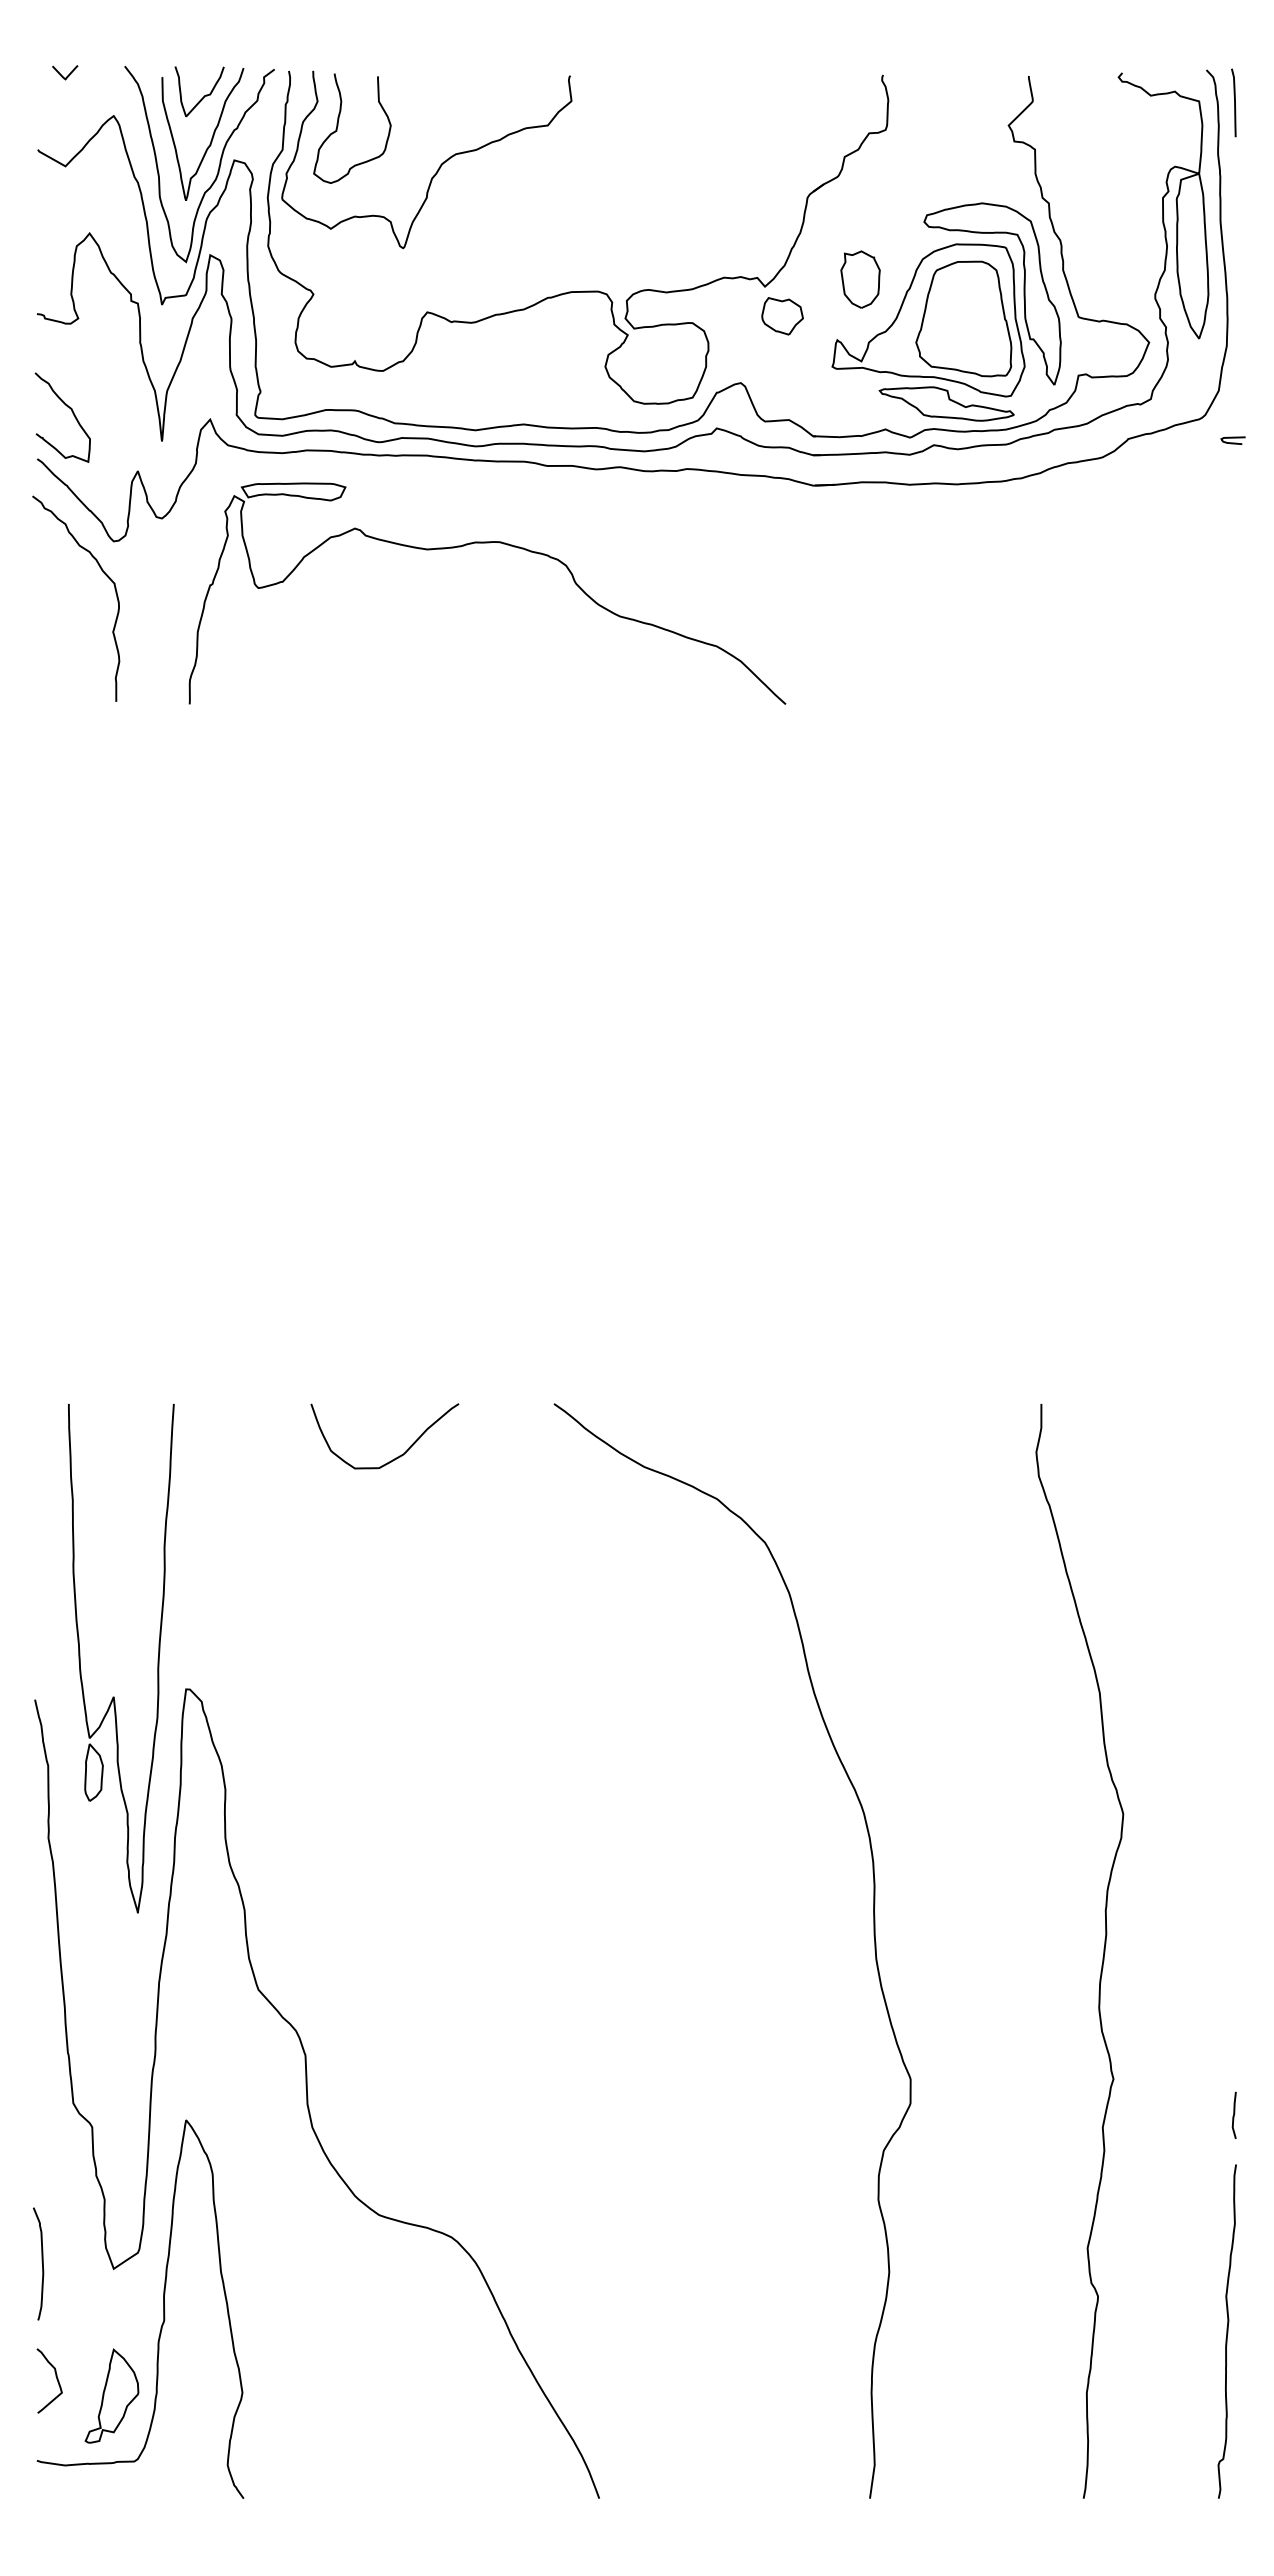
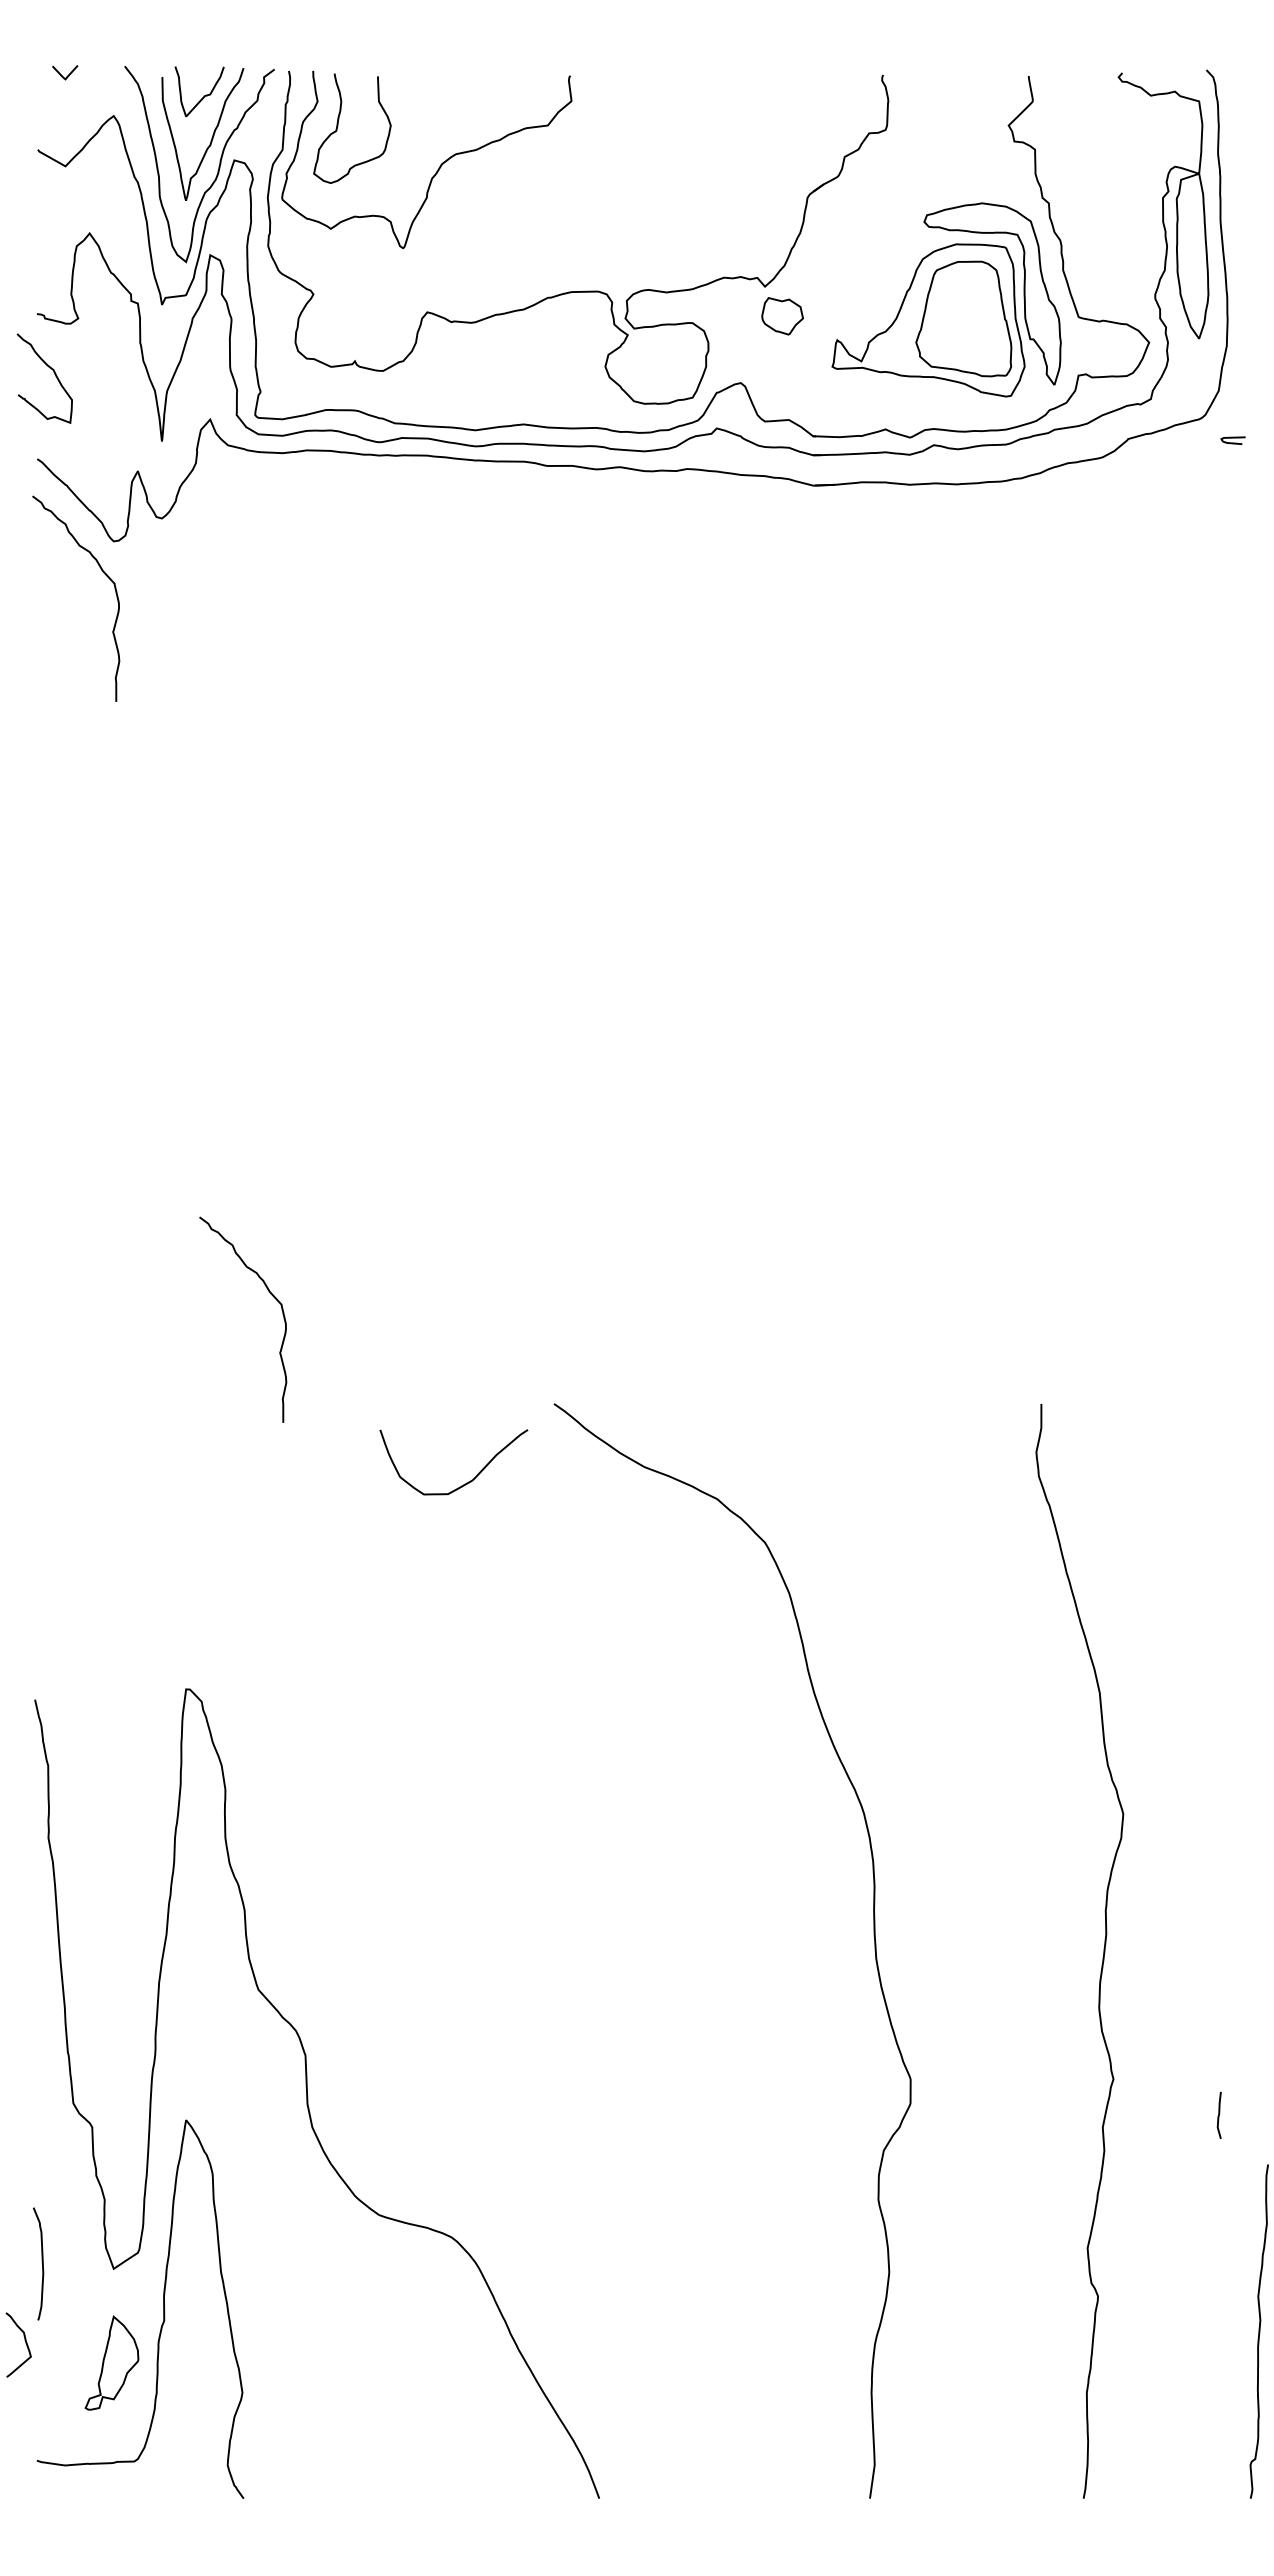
curve: present -> none (1234, 102)
part: present -> none (860, 279)
part: present -> none (946, 403)
curve position: (72, 413) -> (54, 374) (54, 374)
part: present -> none (487, 543)
curve: none -> present (270, 1294)
curve position: (397, 1456) -> (466, 1482) (466, 1482)
part: present -> none (157, 1658)
curve position: (1233, 2114) -> (1218, 2114) (1218, 2114)
curve position: (1226, 2331) -> (1258, 2331) (1258, 2331)
curve position: (56, 2379) -> (25, 2343) (25, 2343)
part position: (111, 2395) -> (111, 2362) (111, 2362)
